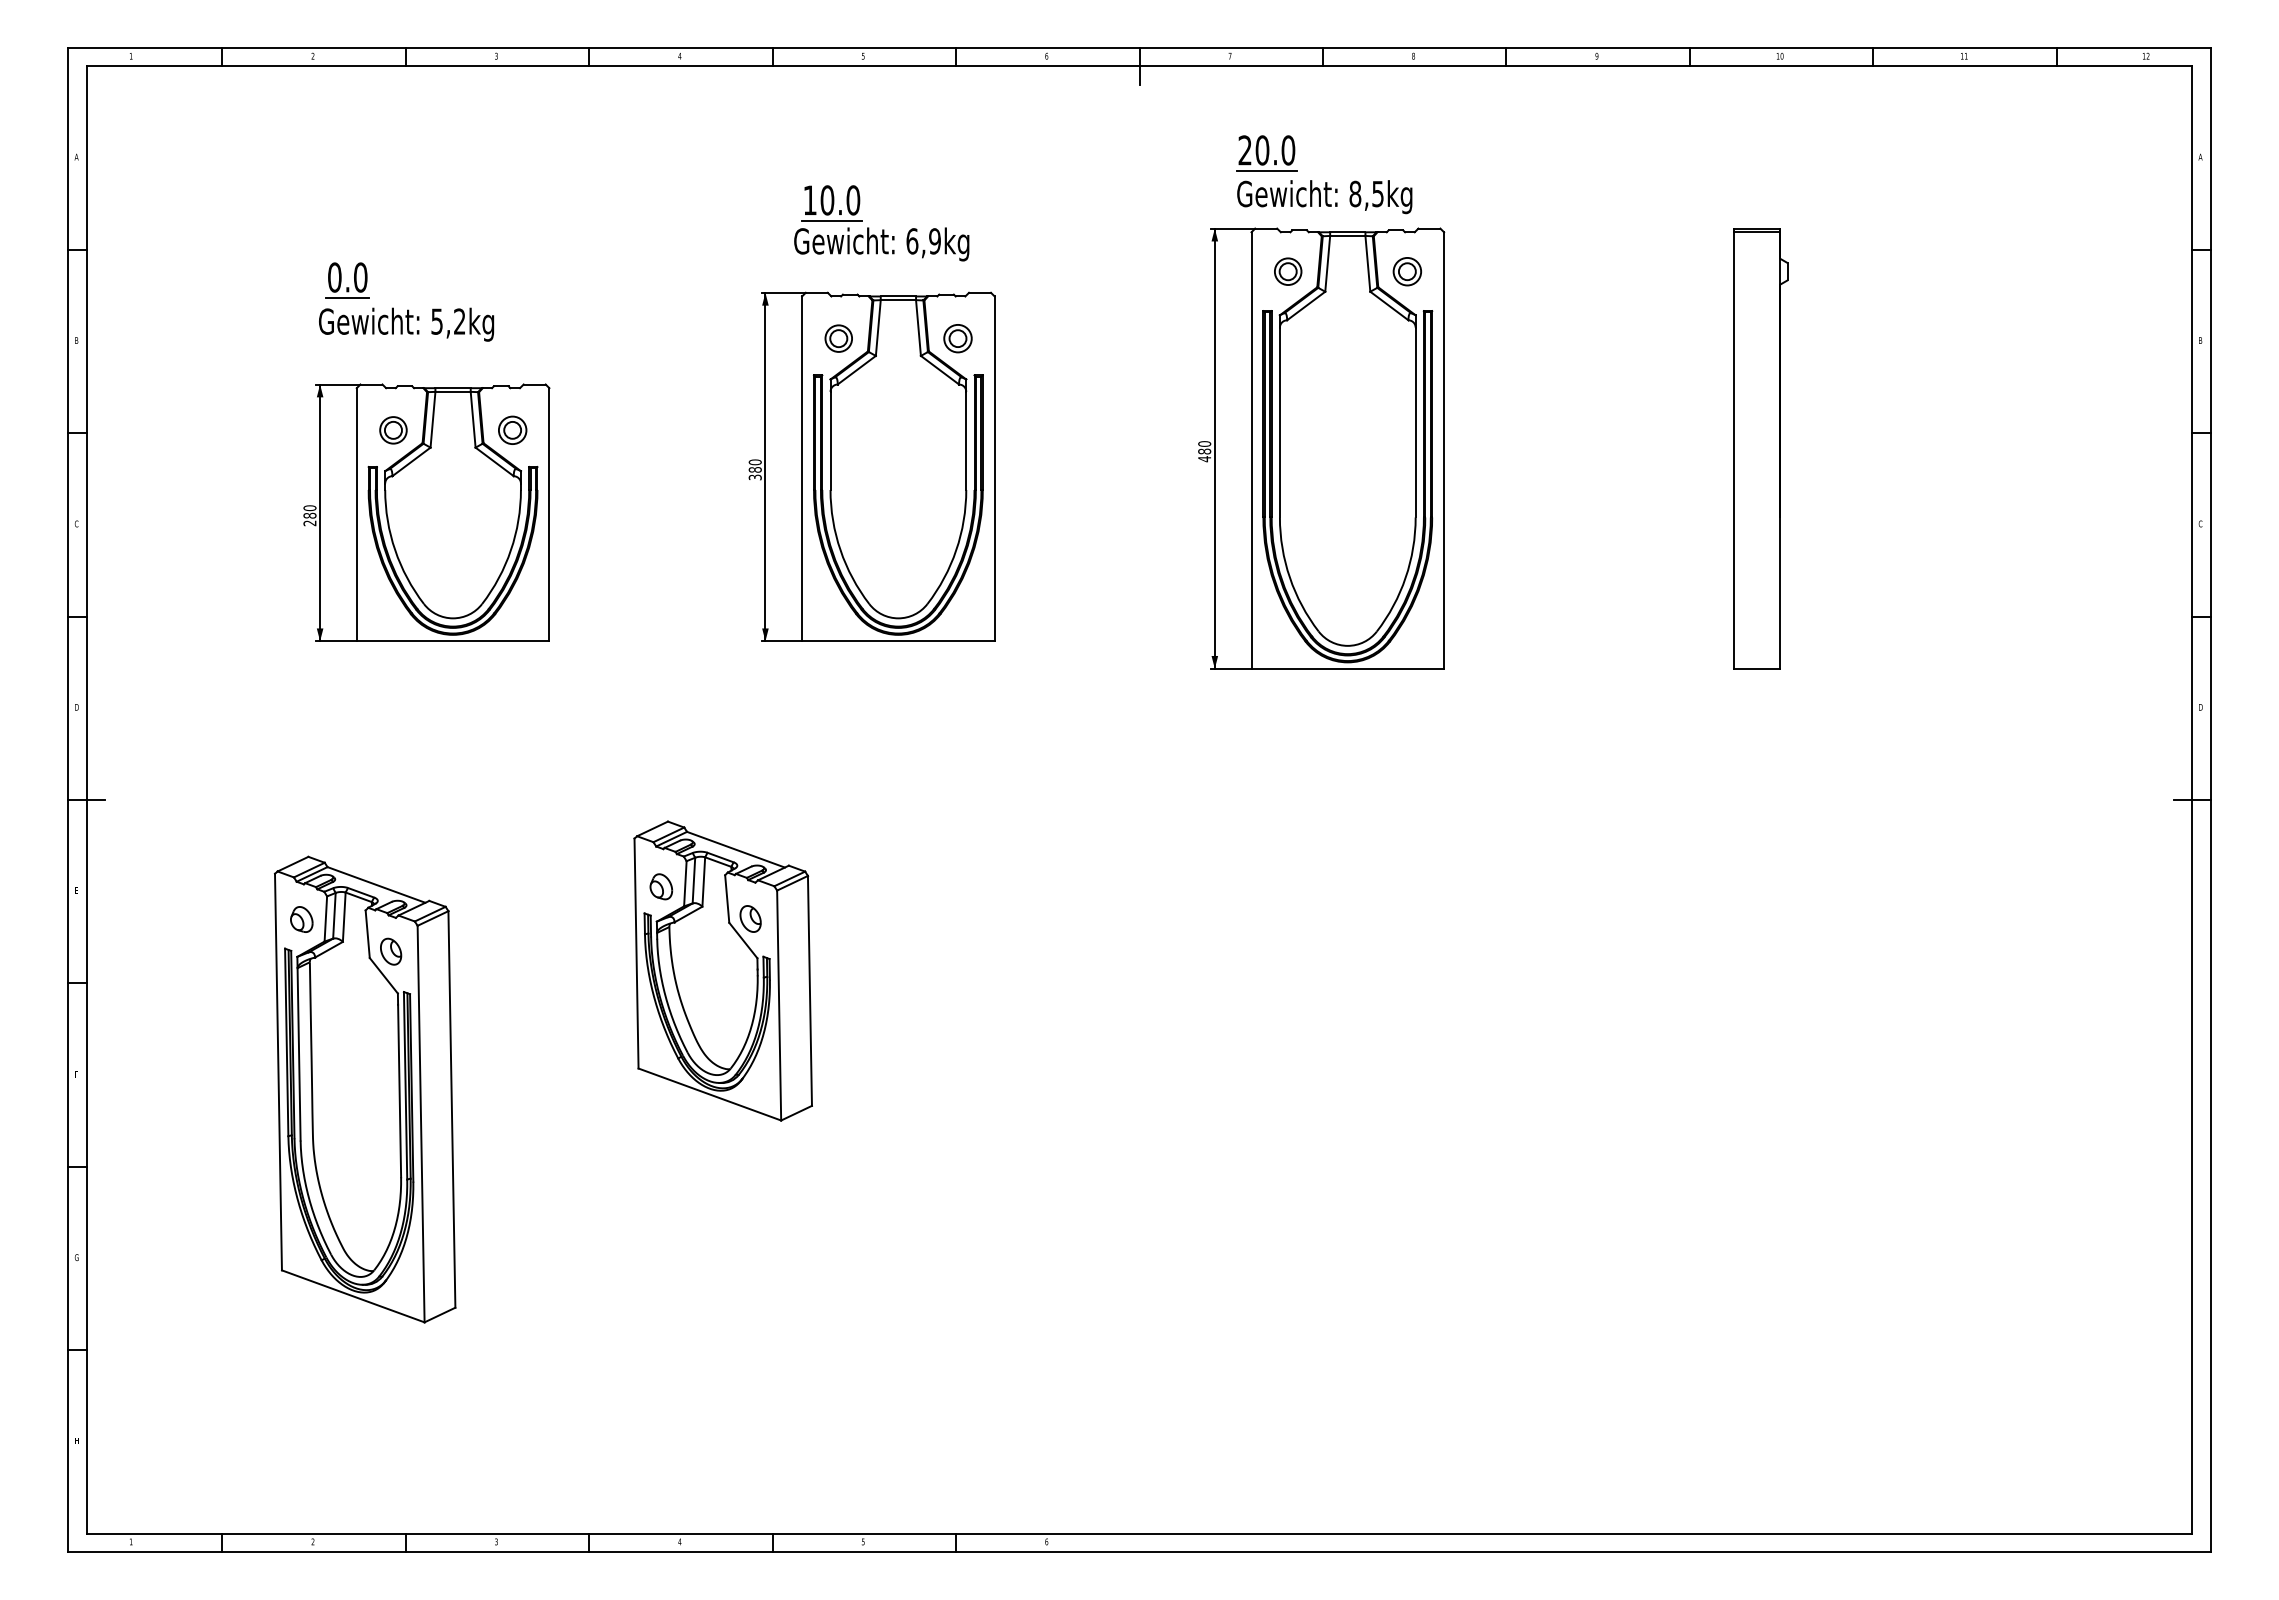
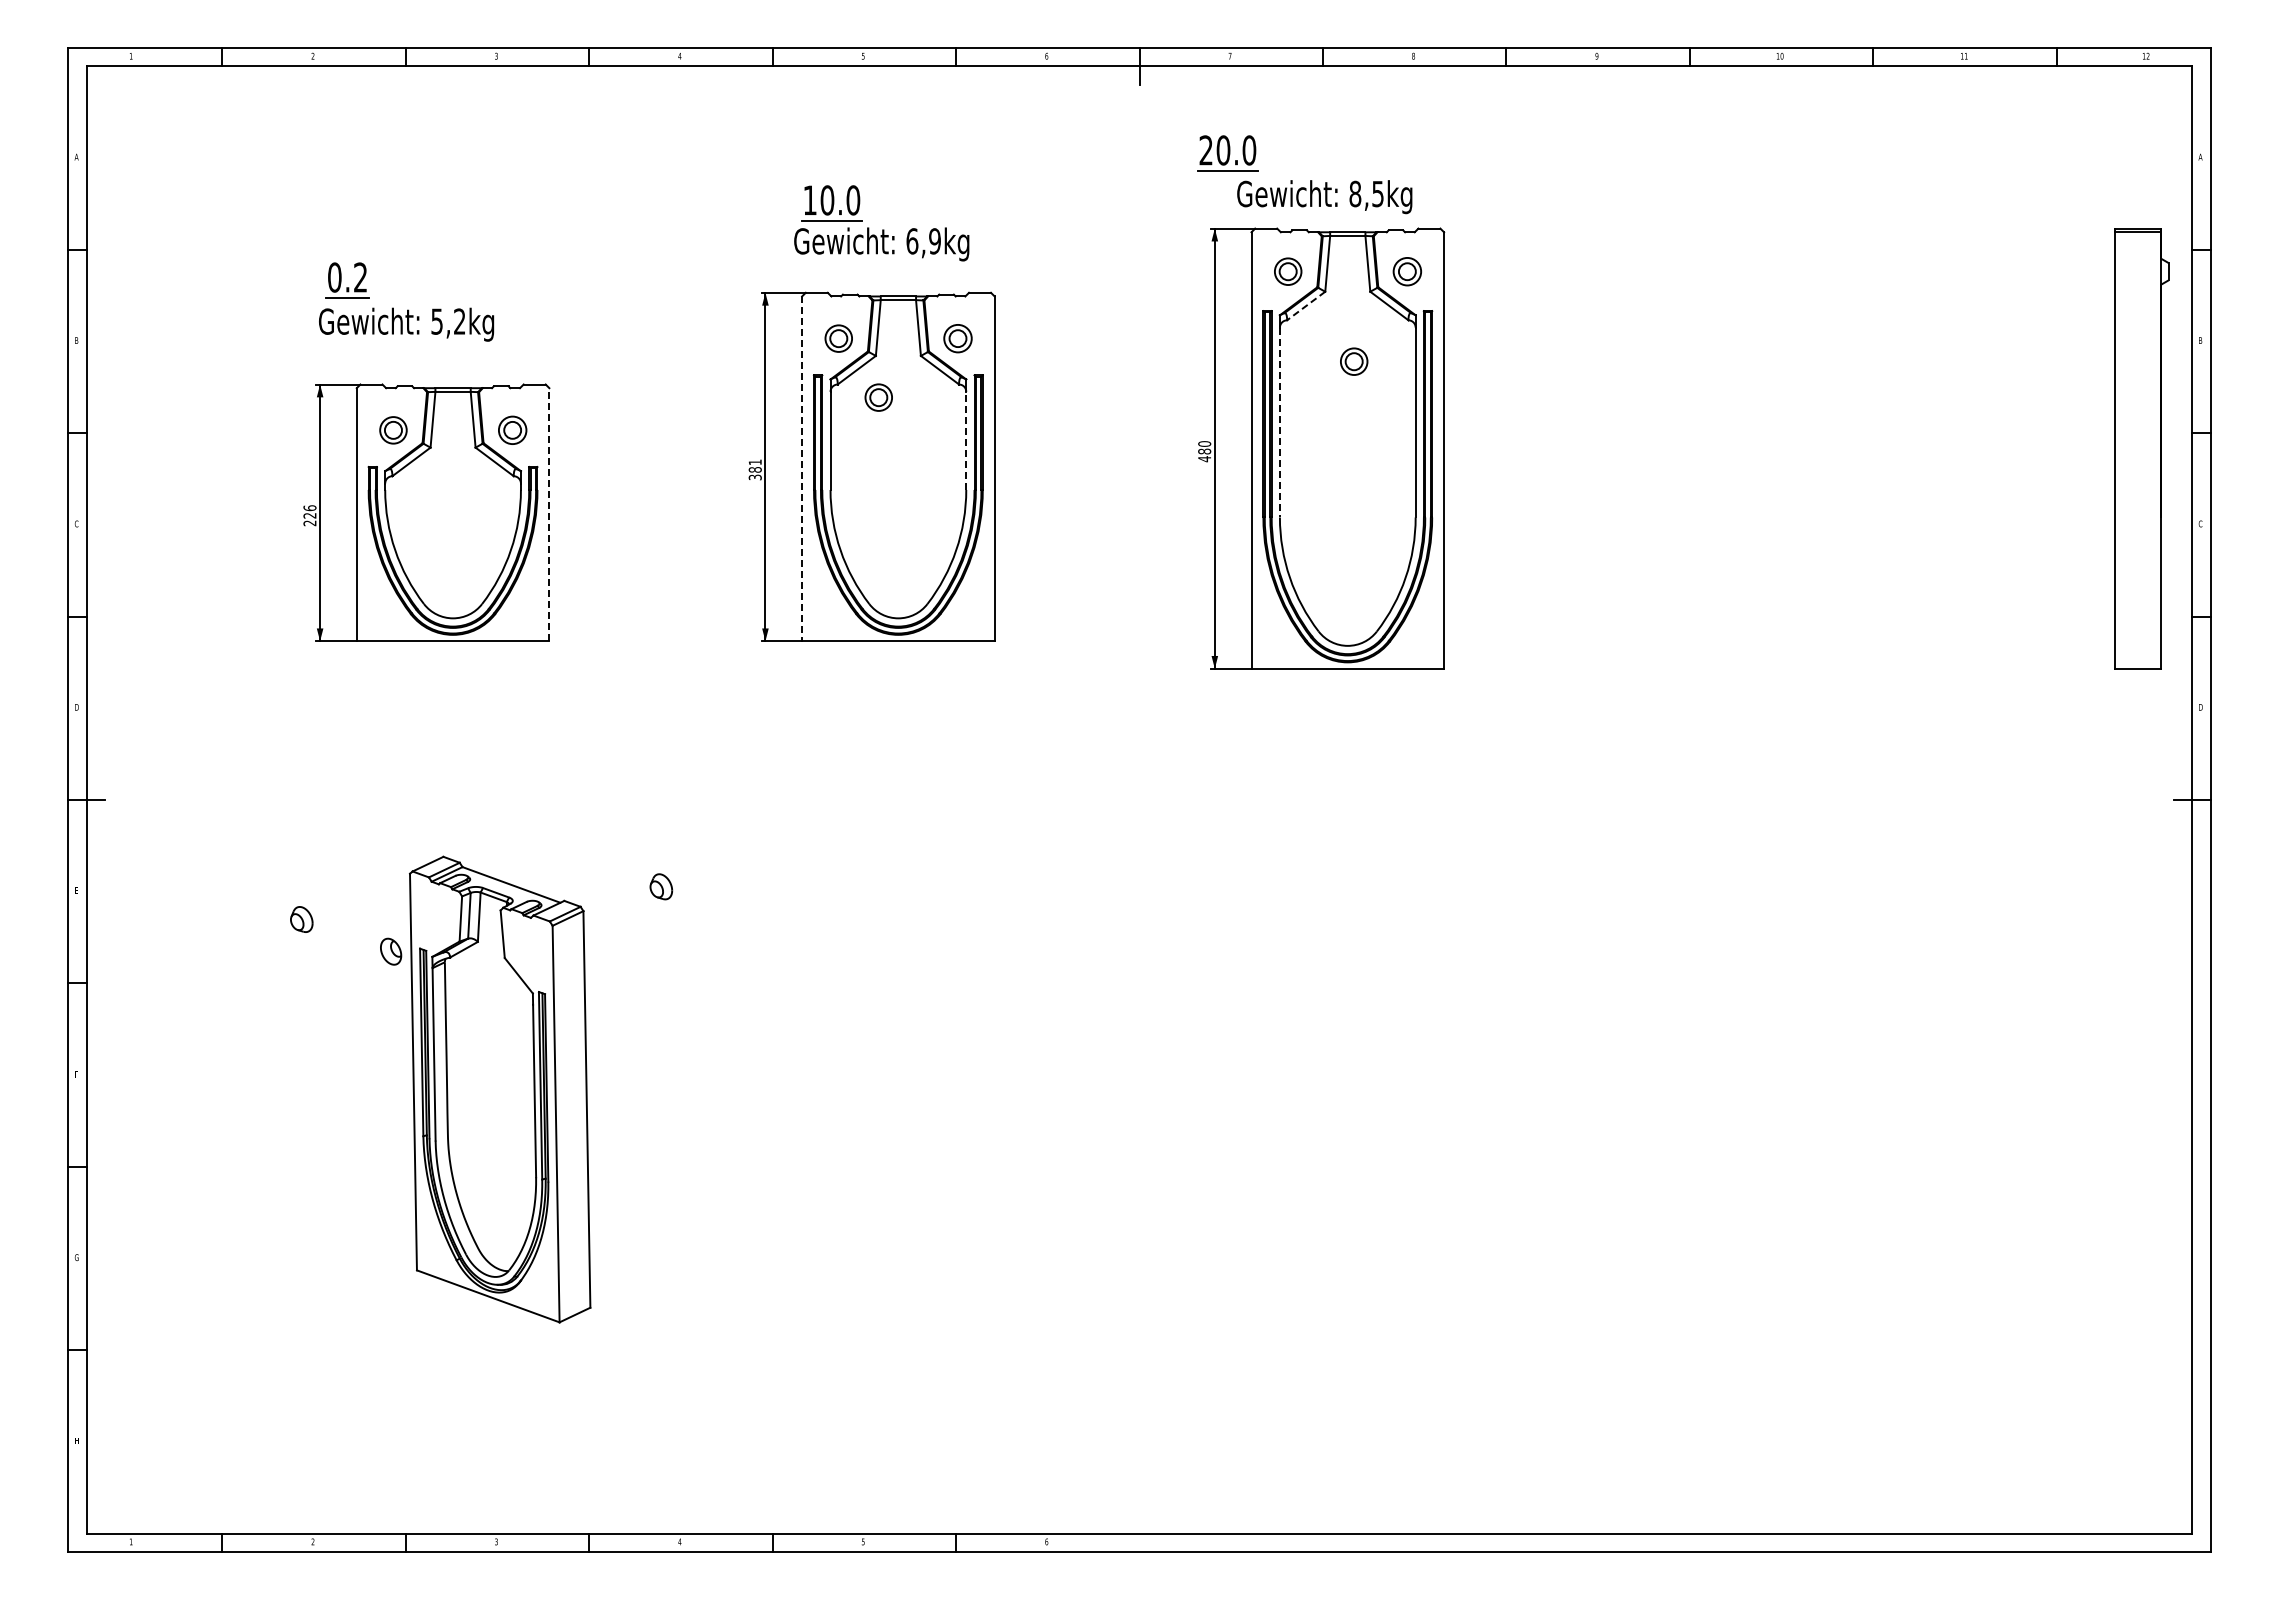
part position: (1266, 153) -> (1227, 153) (1227, 153)
text: 0.0 -> 0.2 (360, 277)
line: solid -> dashed (1306, 306)
part: none -> present (1354, 361)
part: none -> present (878, 397)
line: solid -> dashed (1279, 422)
line: solid -> dashed (966, 440)
part position: (1760, 448) -> (2141, 448) (2141, 448)
text: 380 -> 381 (754, 462)
line: solid -> dashed (802, 469)
text: 280 -> 226 (309, 511)
line: solid -> dashed (549, 514)
part: present -> none (722, 970)
part position: (365, 1089) -> (500, 1089) (500, 1089)
